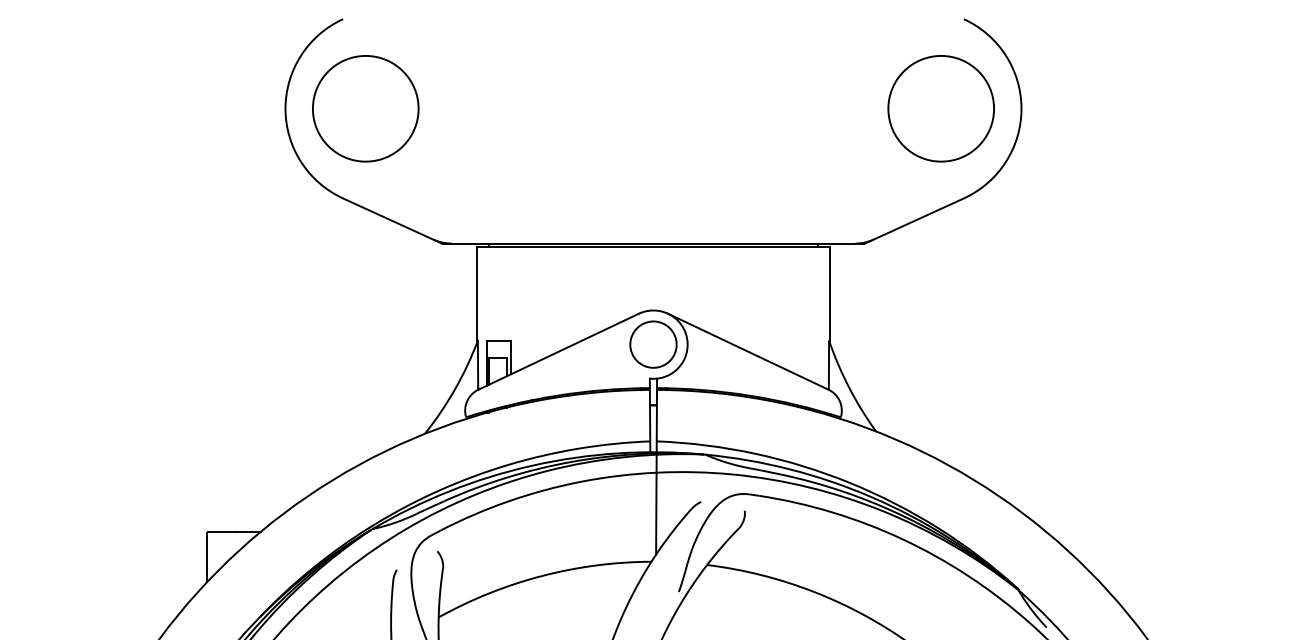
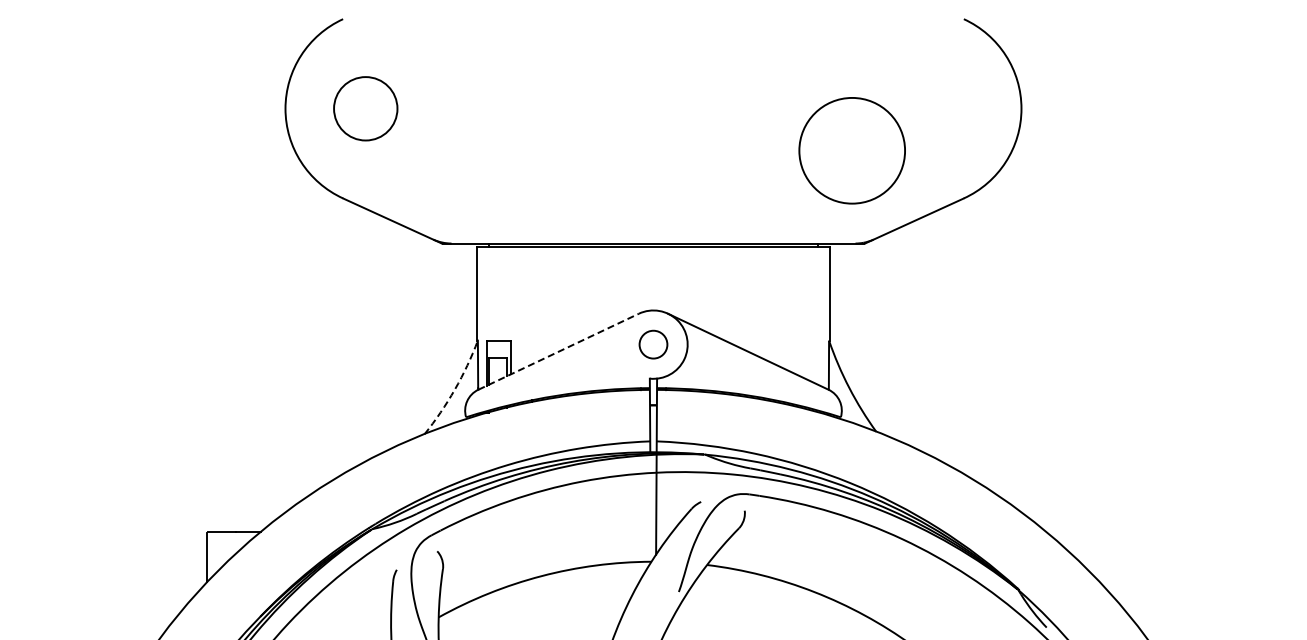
circle diameter: 106 px -> 63 px (365, 108)
circle position: (940, 108) -> (851, 150) (851, 150)
circle diameter: 46 px -> 28 px (653, 344)
line: solid -> dashed (558, 351)
arc: solid -> dashed (454, 389)
